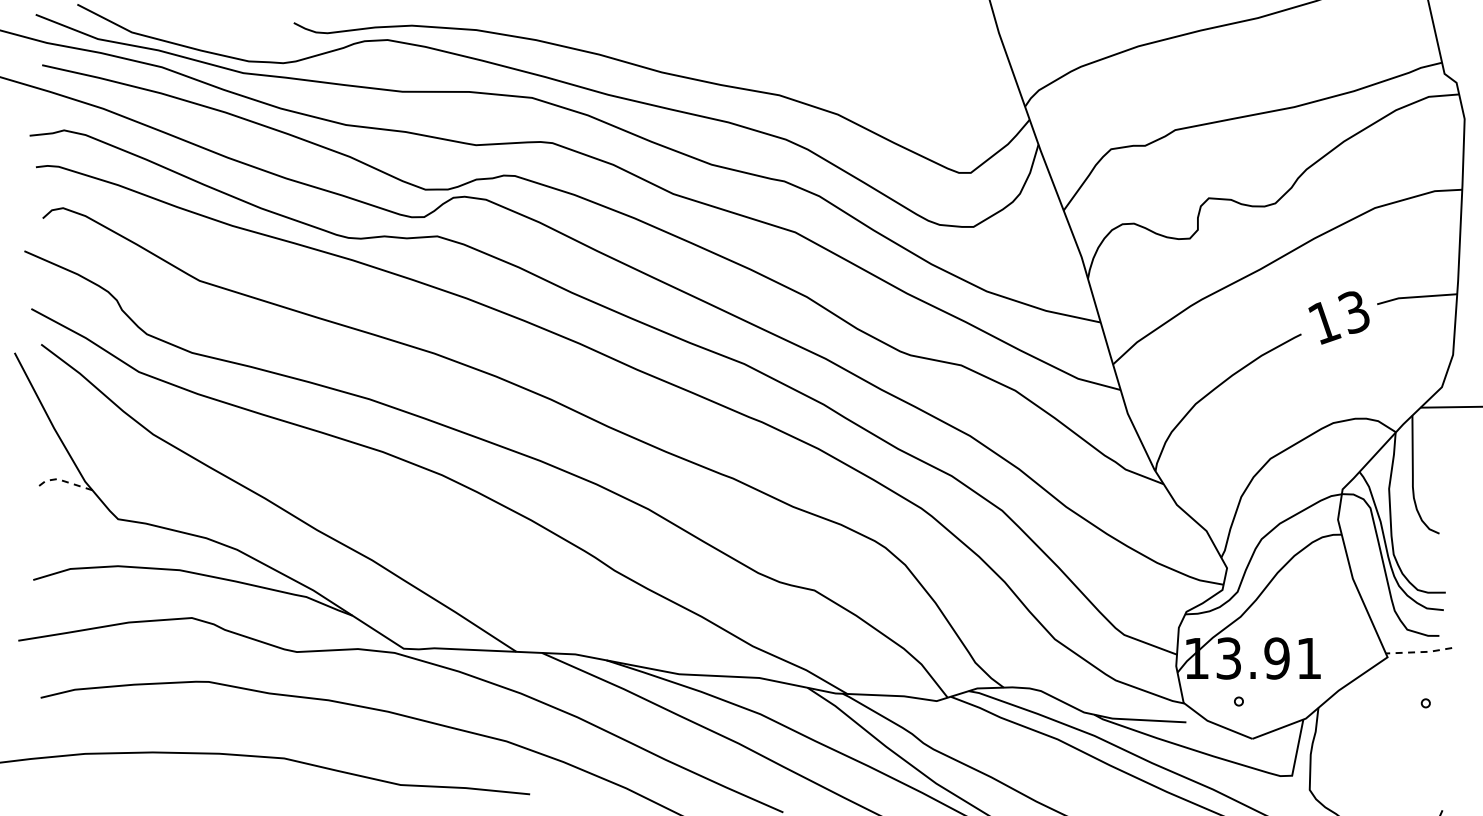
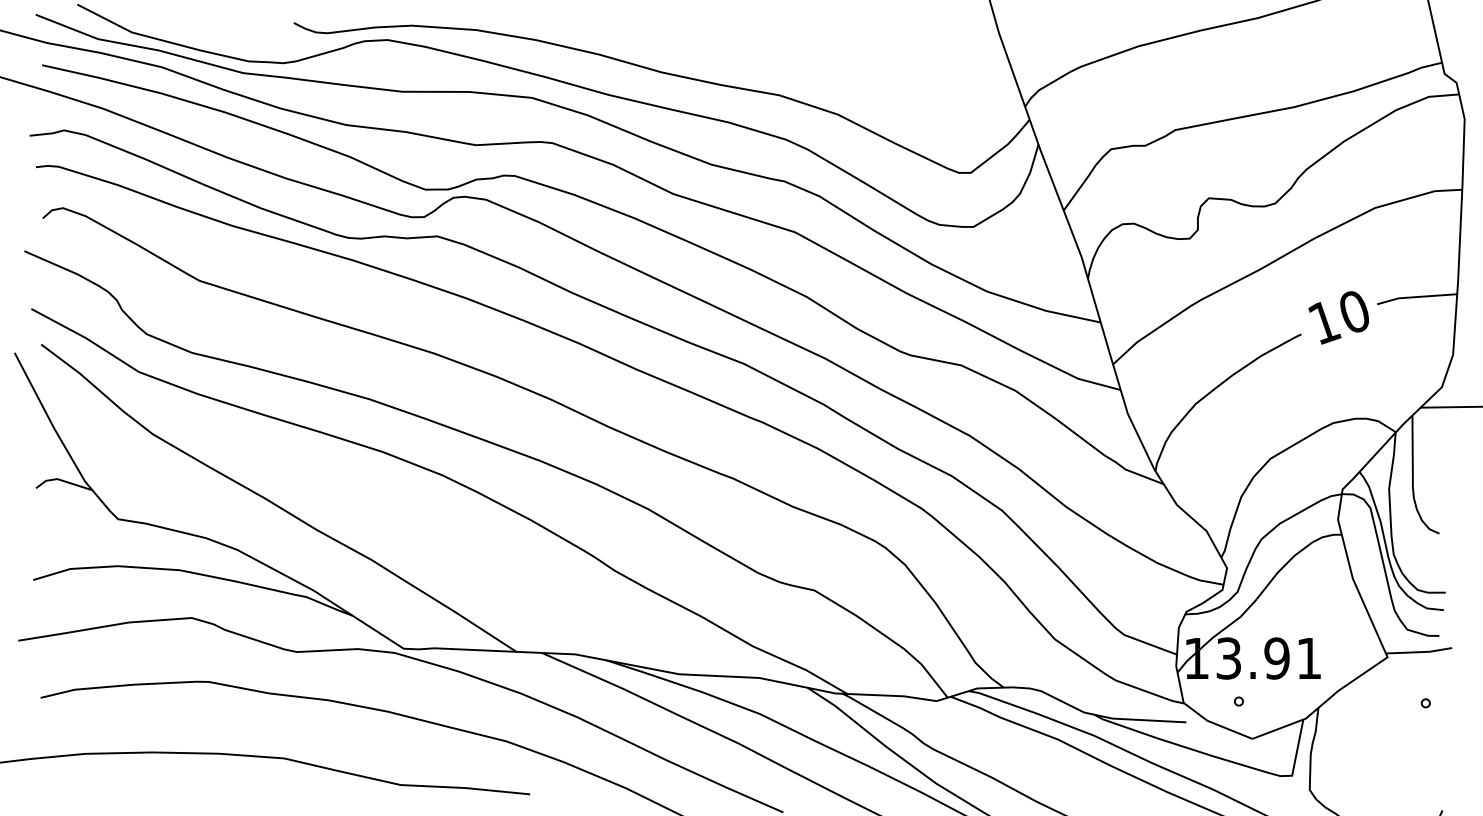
text: 13 -> 10 (1353, 312)
line: dashed -> solid (62, 480)
line: dashed -> solid (1419, 652)
